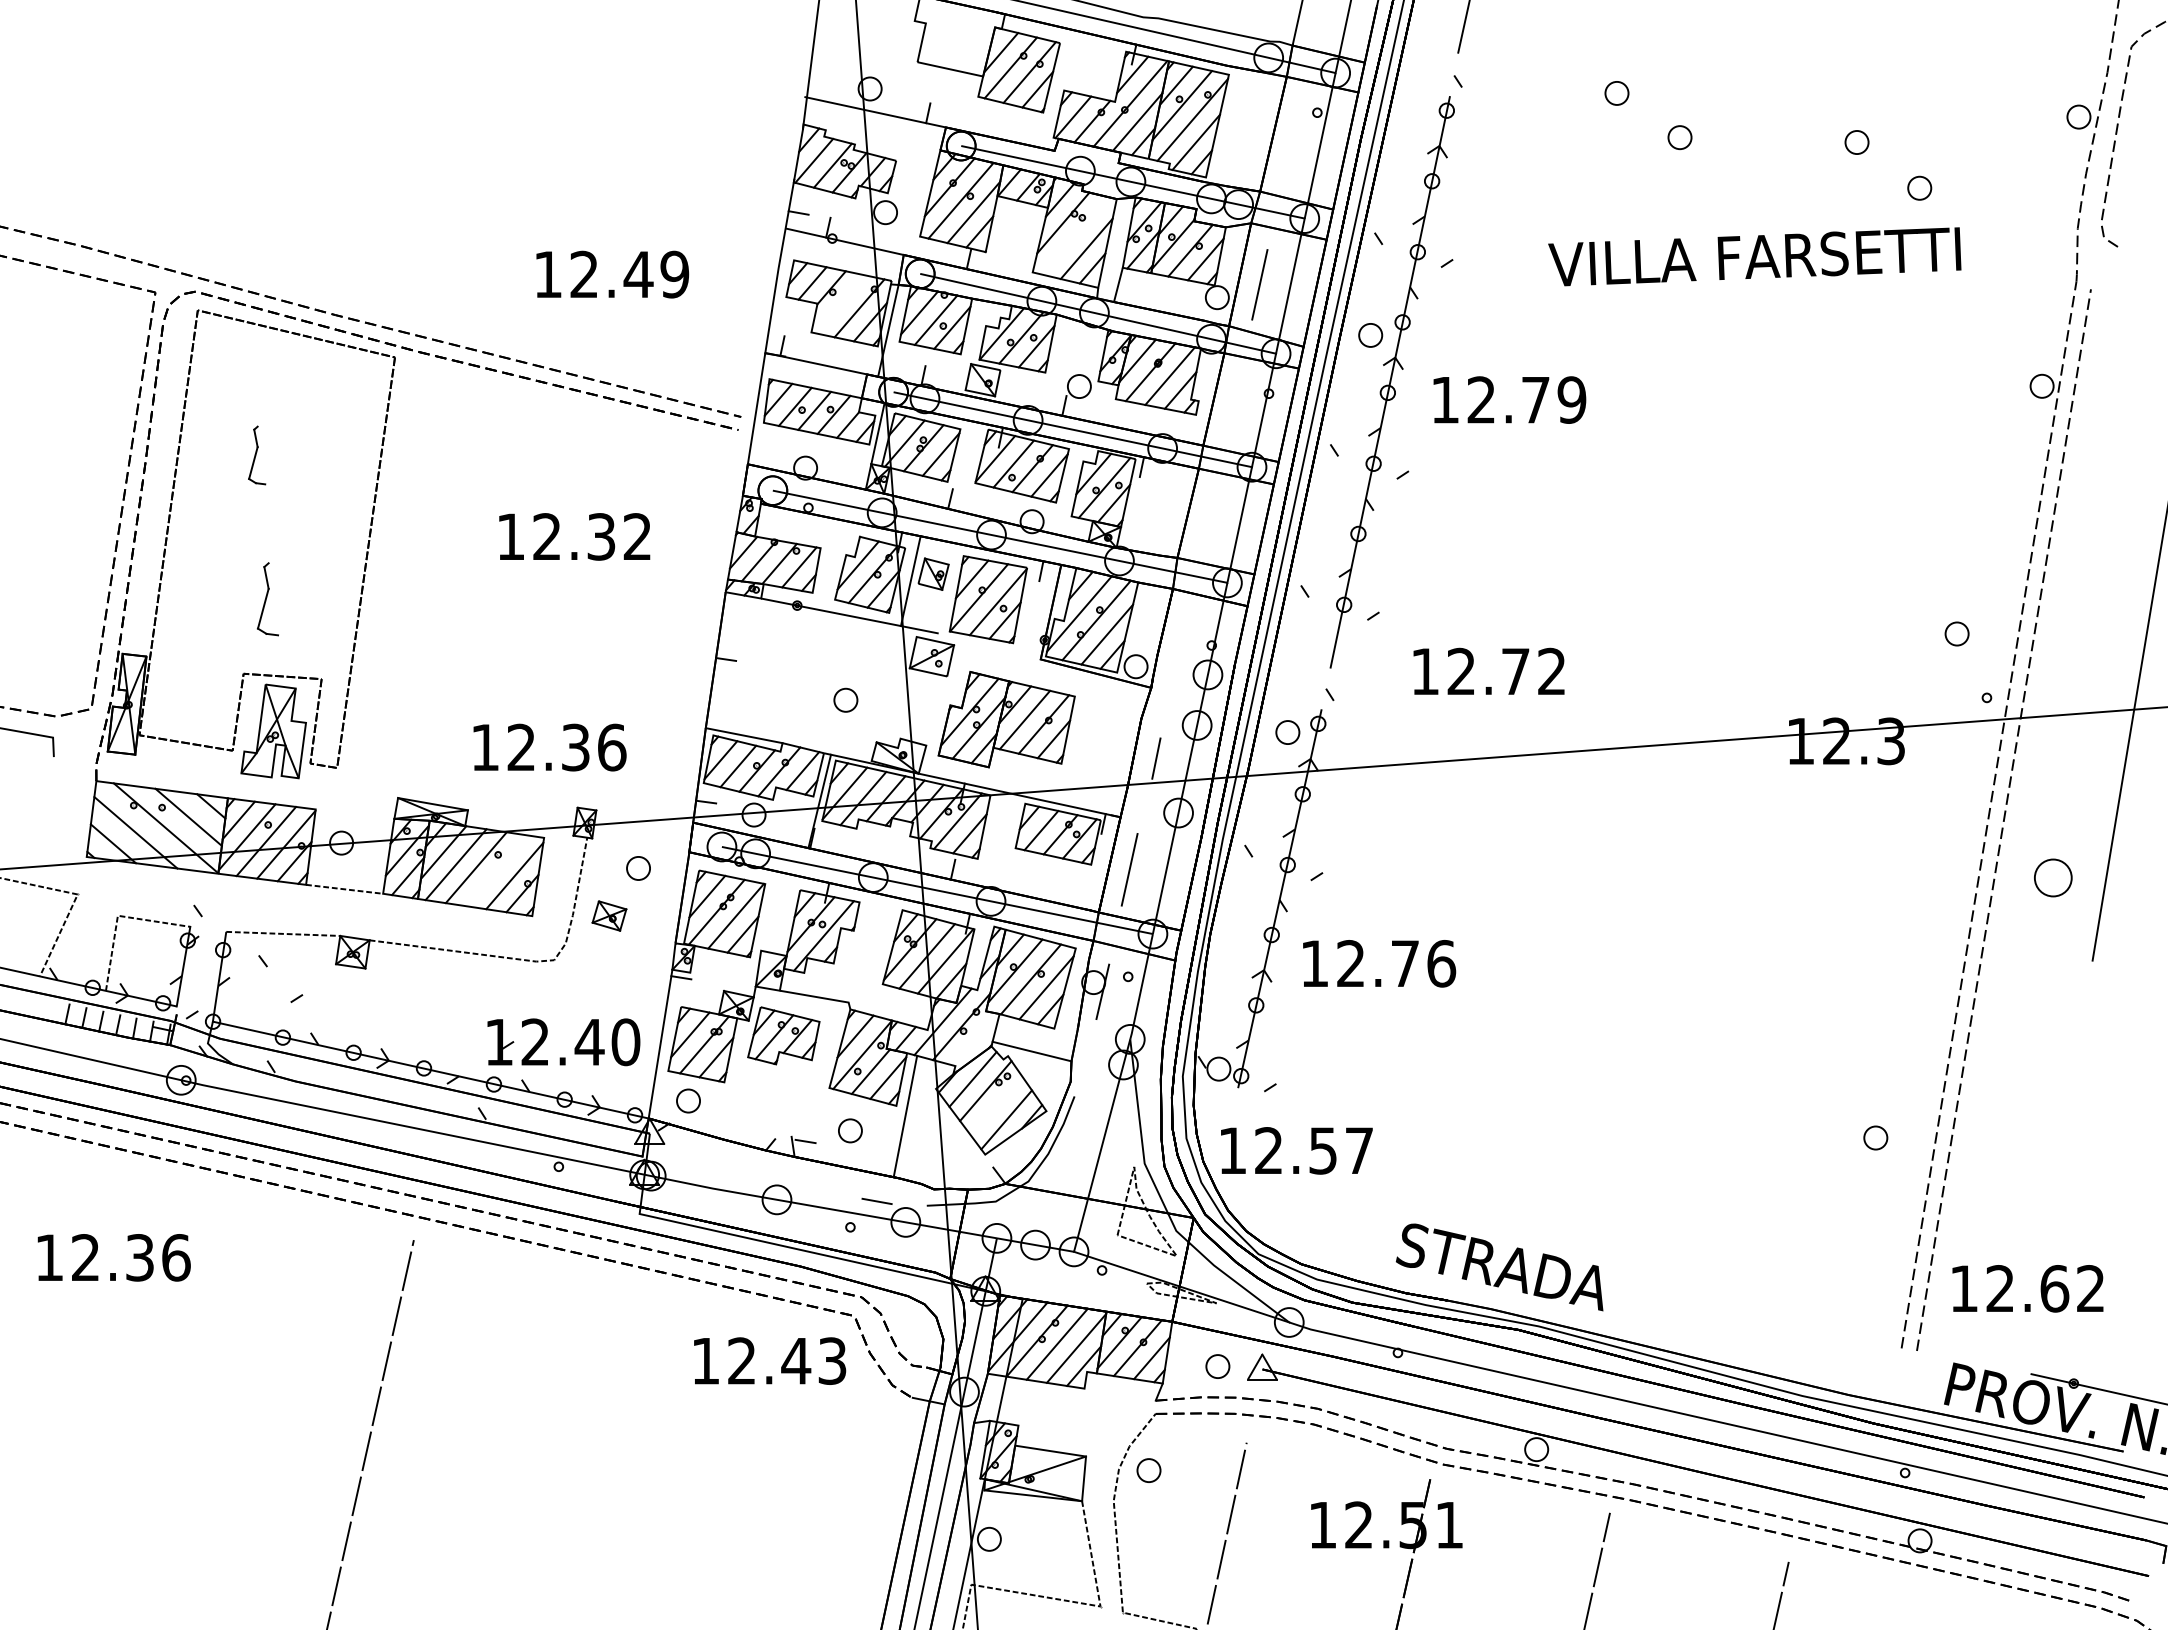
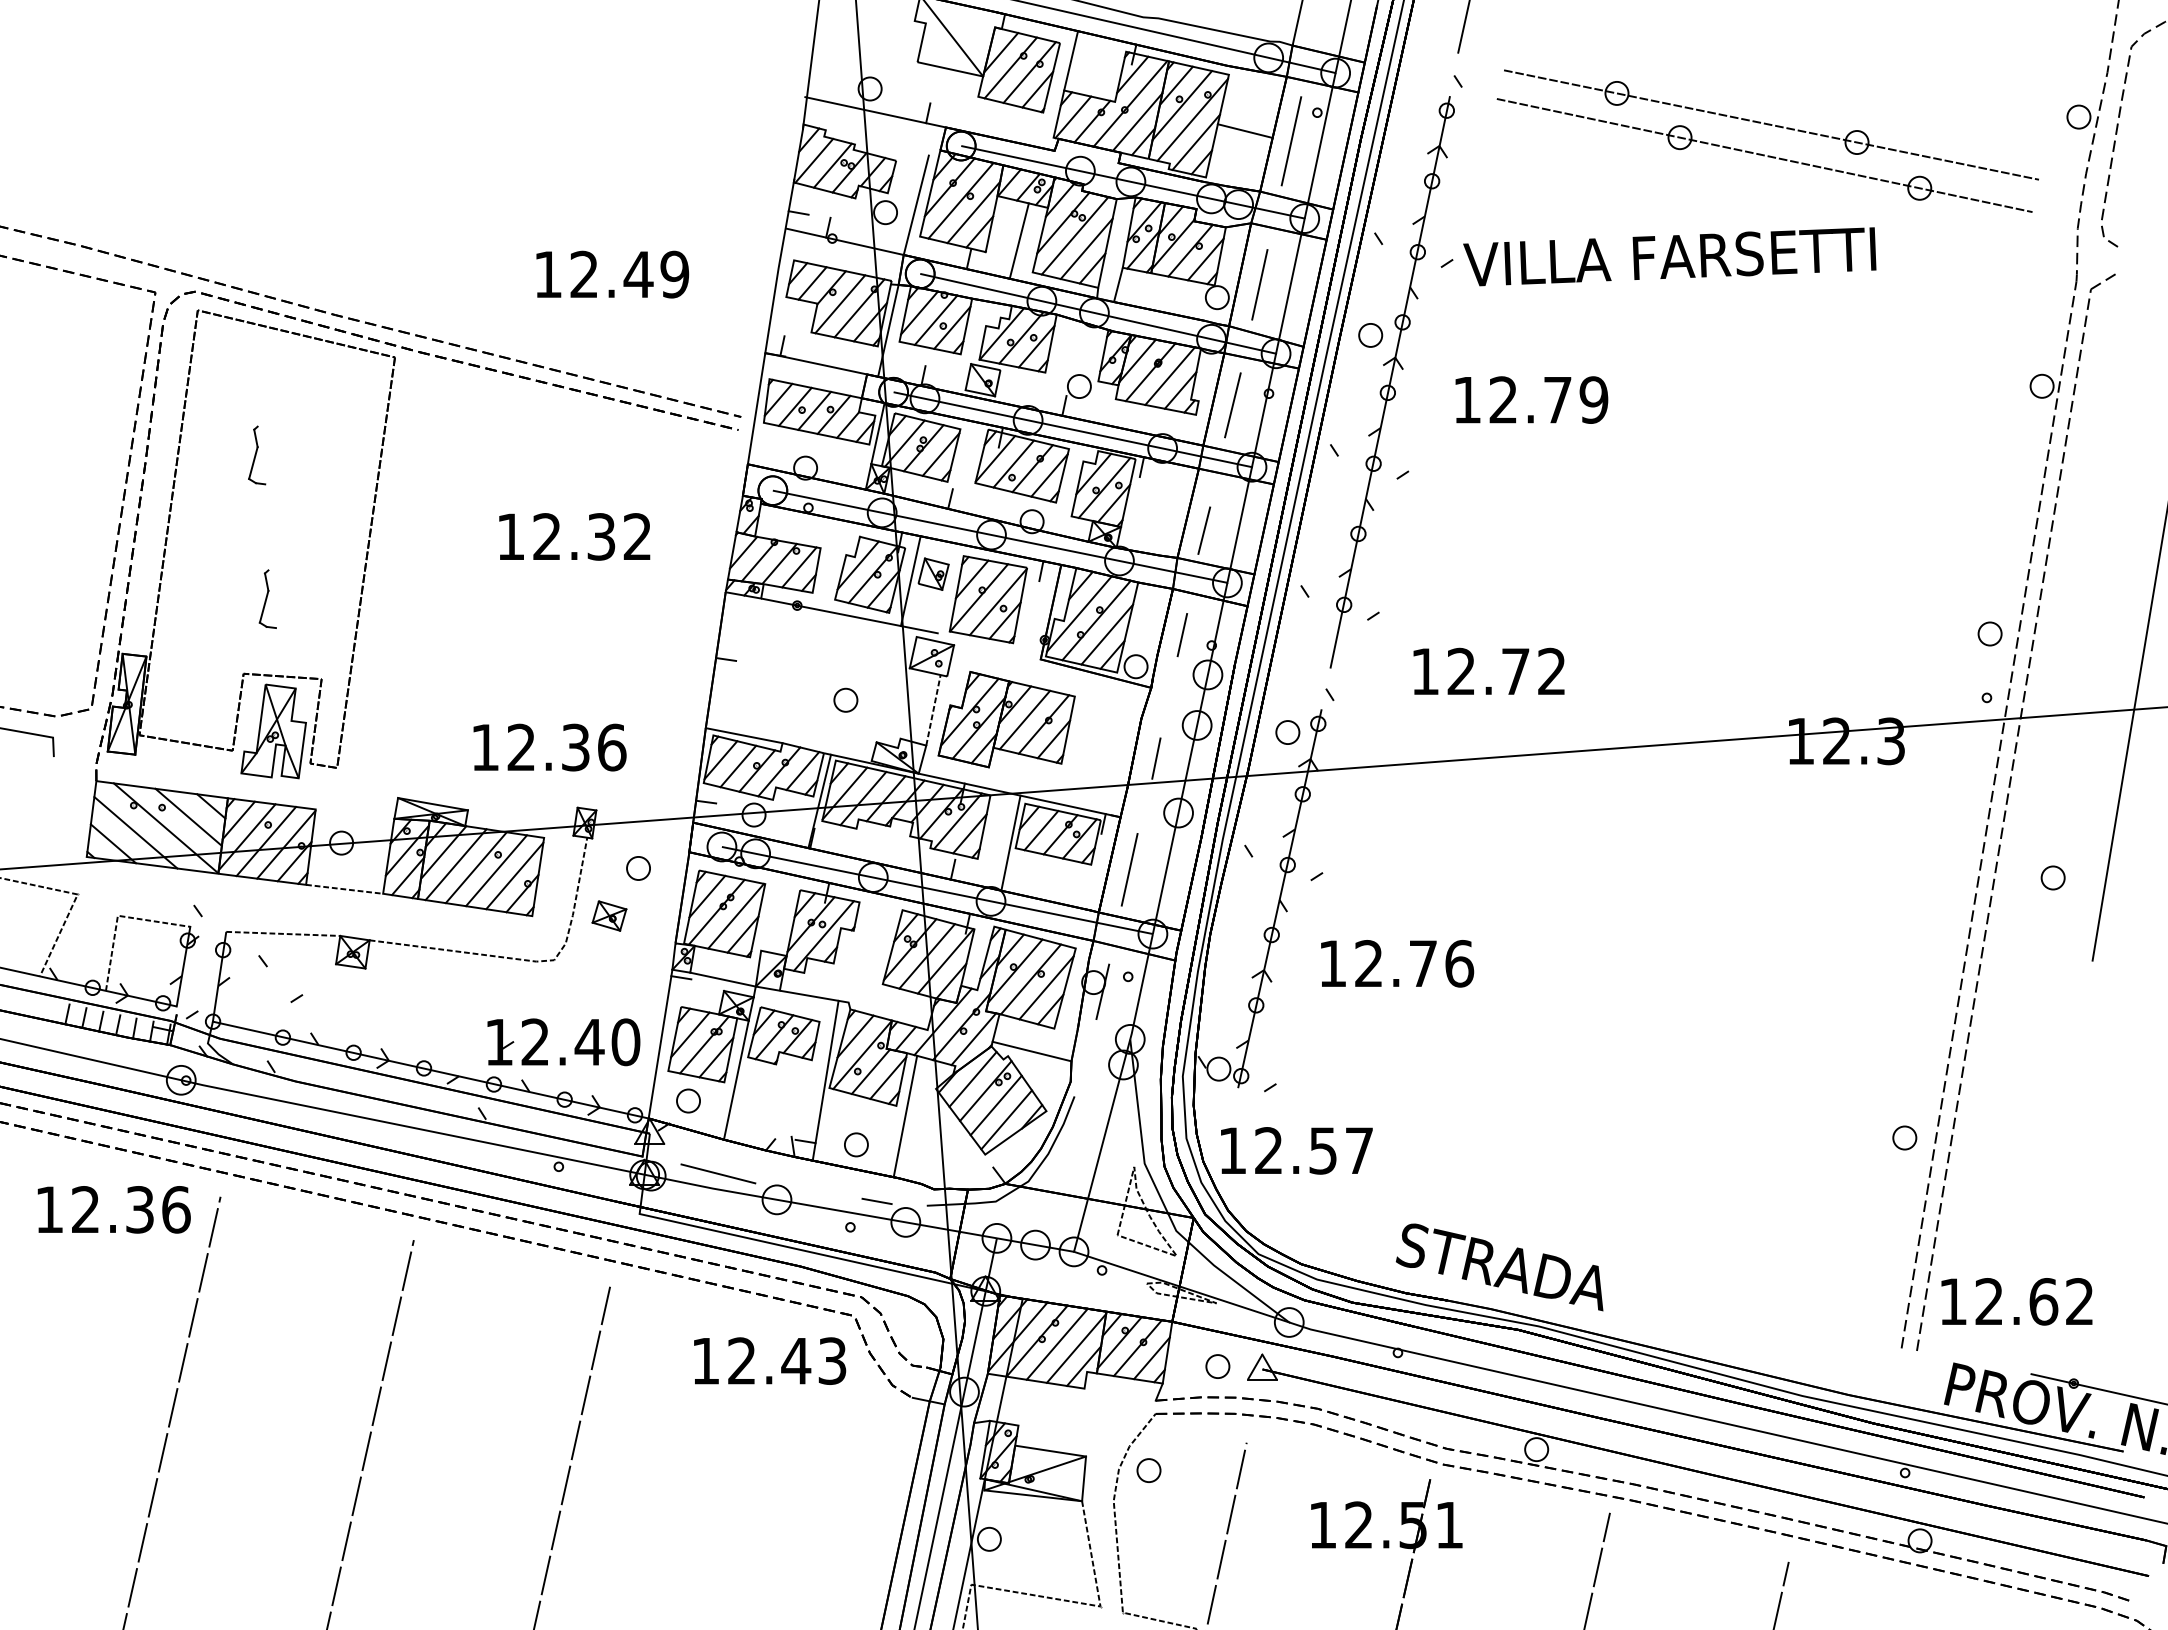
line: none -> present (954, 39)
line: none -> present (1071, 60)
line: none -> present (1771, 124)
line: none -> present (1244, 130)
line: none -> present (1291, 141)
line: none -> present (1764, 155)
line: none -> present (915, 205)
line: none -> present (1074, 235)
line: none -> present (1018, 240)
text position: (1754, 256) -> (1669, 256) (1669, 256)
line: none -> present (2103, 281)
line: none -> present (840, 304)
text position: (1509, 399) -> (1531, 399) (1531, 399)
line: none -> present (1232, 405)
line: none -> present (1204, 530)
part size: 22x75 px -> 19x60 px (267, 598)
part position: (1956, 633) -> (1989, 633) (1989, 633)
line: none -> present (1182, 635)
line: none -> present (933, 710)
line: none -> present (1010, 842)
line: none -> present (496, 870)
part size: 39x40 px -> 26x26 px (2052, 877)
text position: (1379, 963) -> (1397, 963) (1397, 963)
line: none -> present (722, 979)
line: none -> present (973, 1039)
line: none -> present (735, 1079)
line: none -> present (825, 1080)
line: none -> present (995, 1105)
part position: (850, 1130) -> (856, 1144) (856, 1144)
part position: (1875, 1137) -> (1904, 1137) (1904, 1137)
line: none -> present (718, 1173)
text position: (113, 1257) -> (113, 1209) (113, 1209)
text position: (2027, 1288) -> (2016, 1301) (2016, 1301)
line: none -> present (172, 1411)
line: none -> present (572, 1456)
